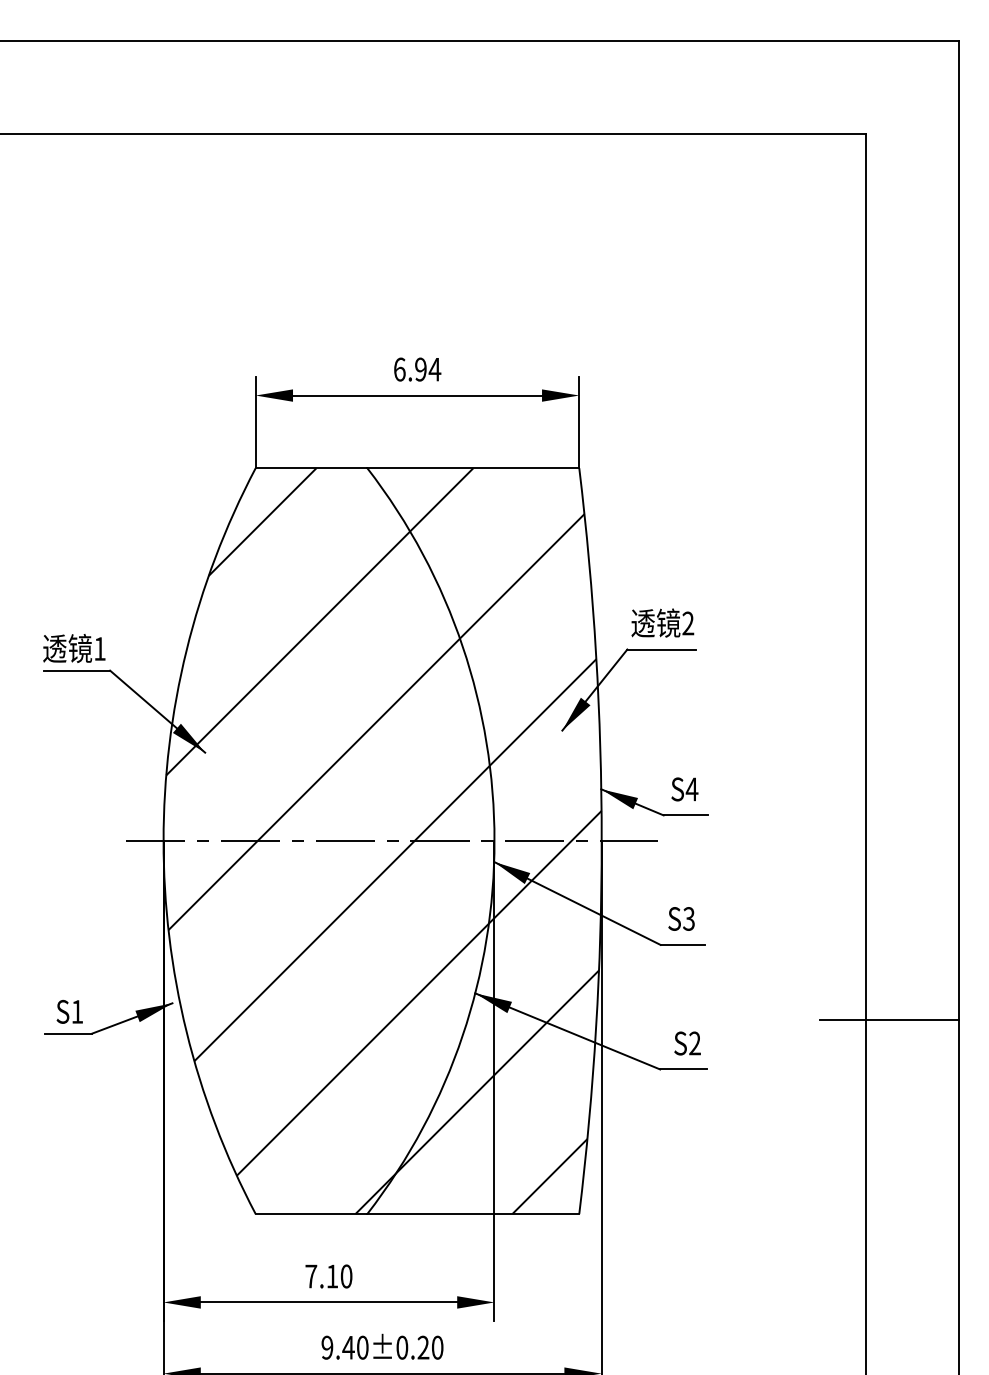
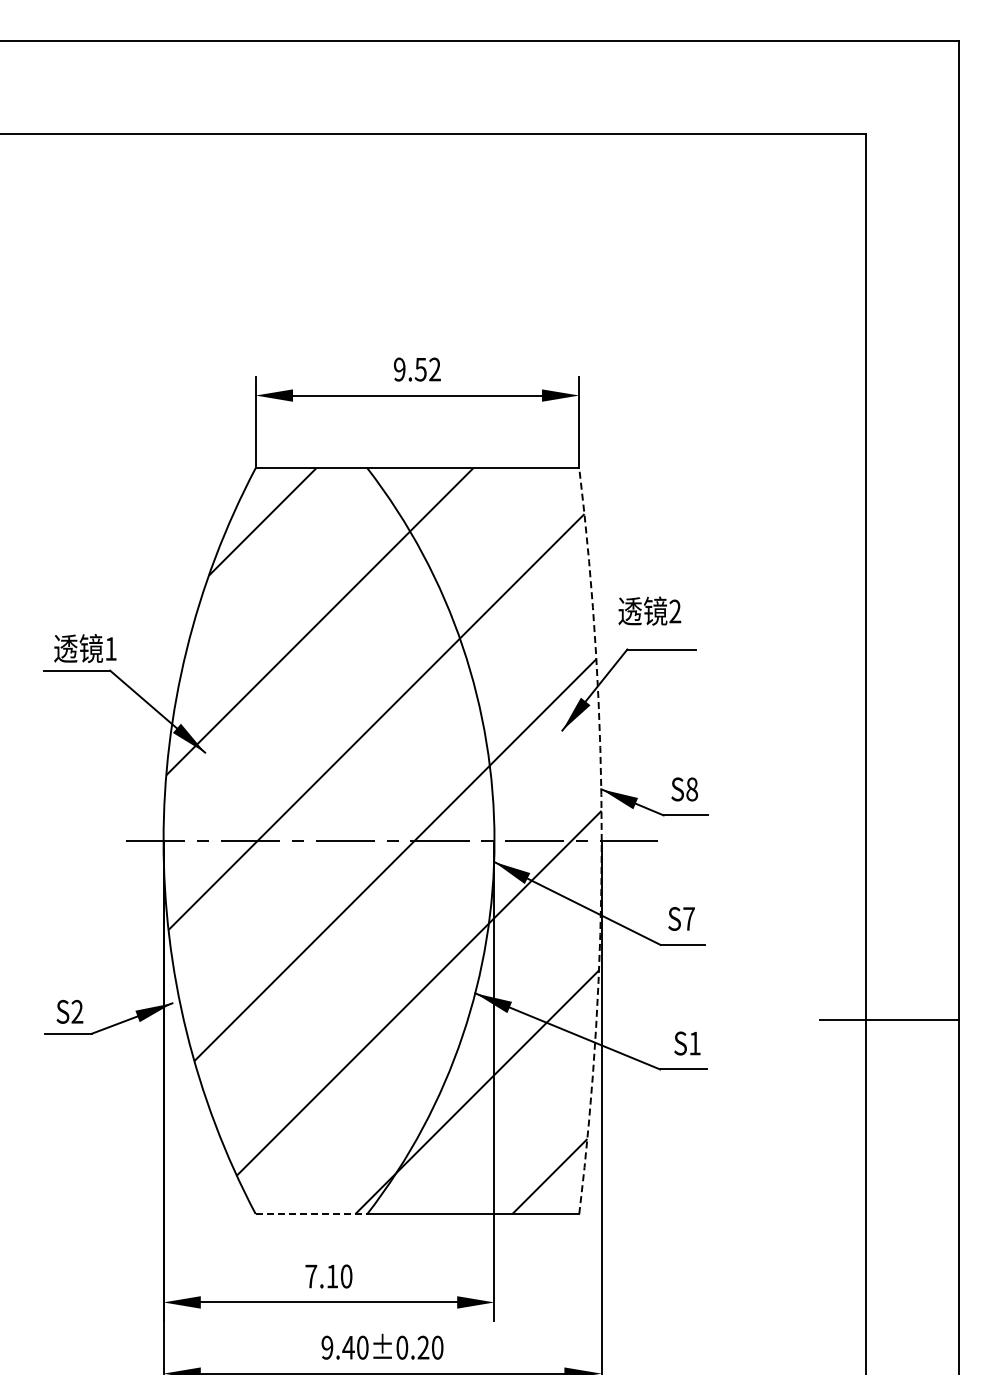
text: 6.94 -> 9.52 (417, 369)
text position: (662, 622) -> (649, 610) (649, 610)
text position: (74, 648) -> (85, 648) (85, 648)
text: S4 -> S8 (691, 789)
arc: solid -> dashed (601, 841)
text: S3 -> S7 (688, 918)
text: S1 -> S2 (77, 1011)
text: S2 -> S1 (694, 1043)
line: solid -> dashed (311, 1214)
